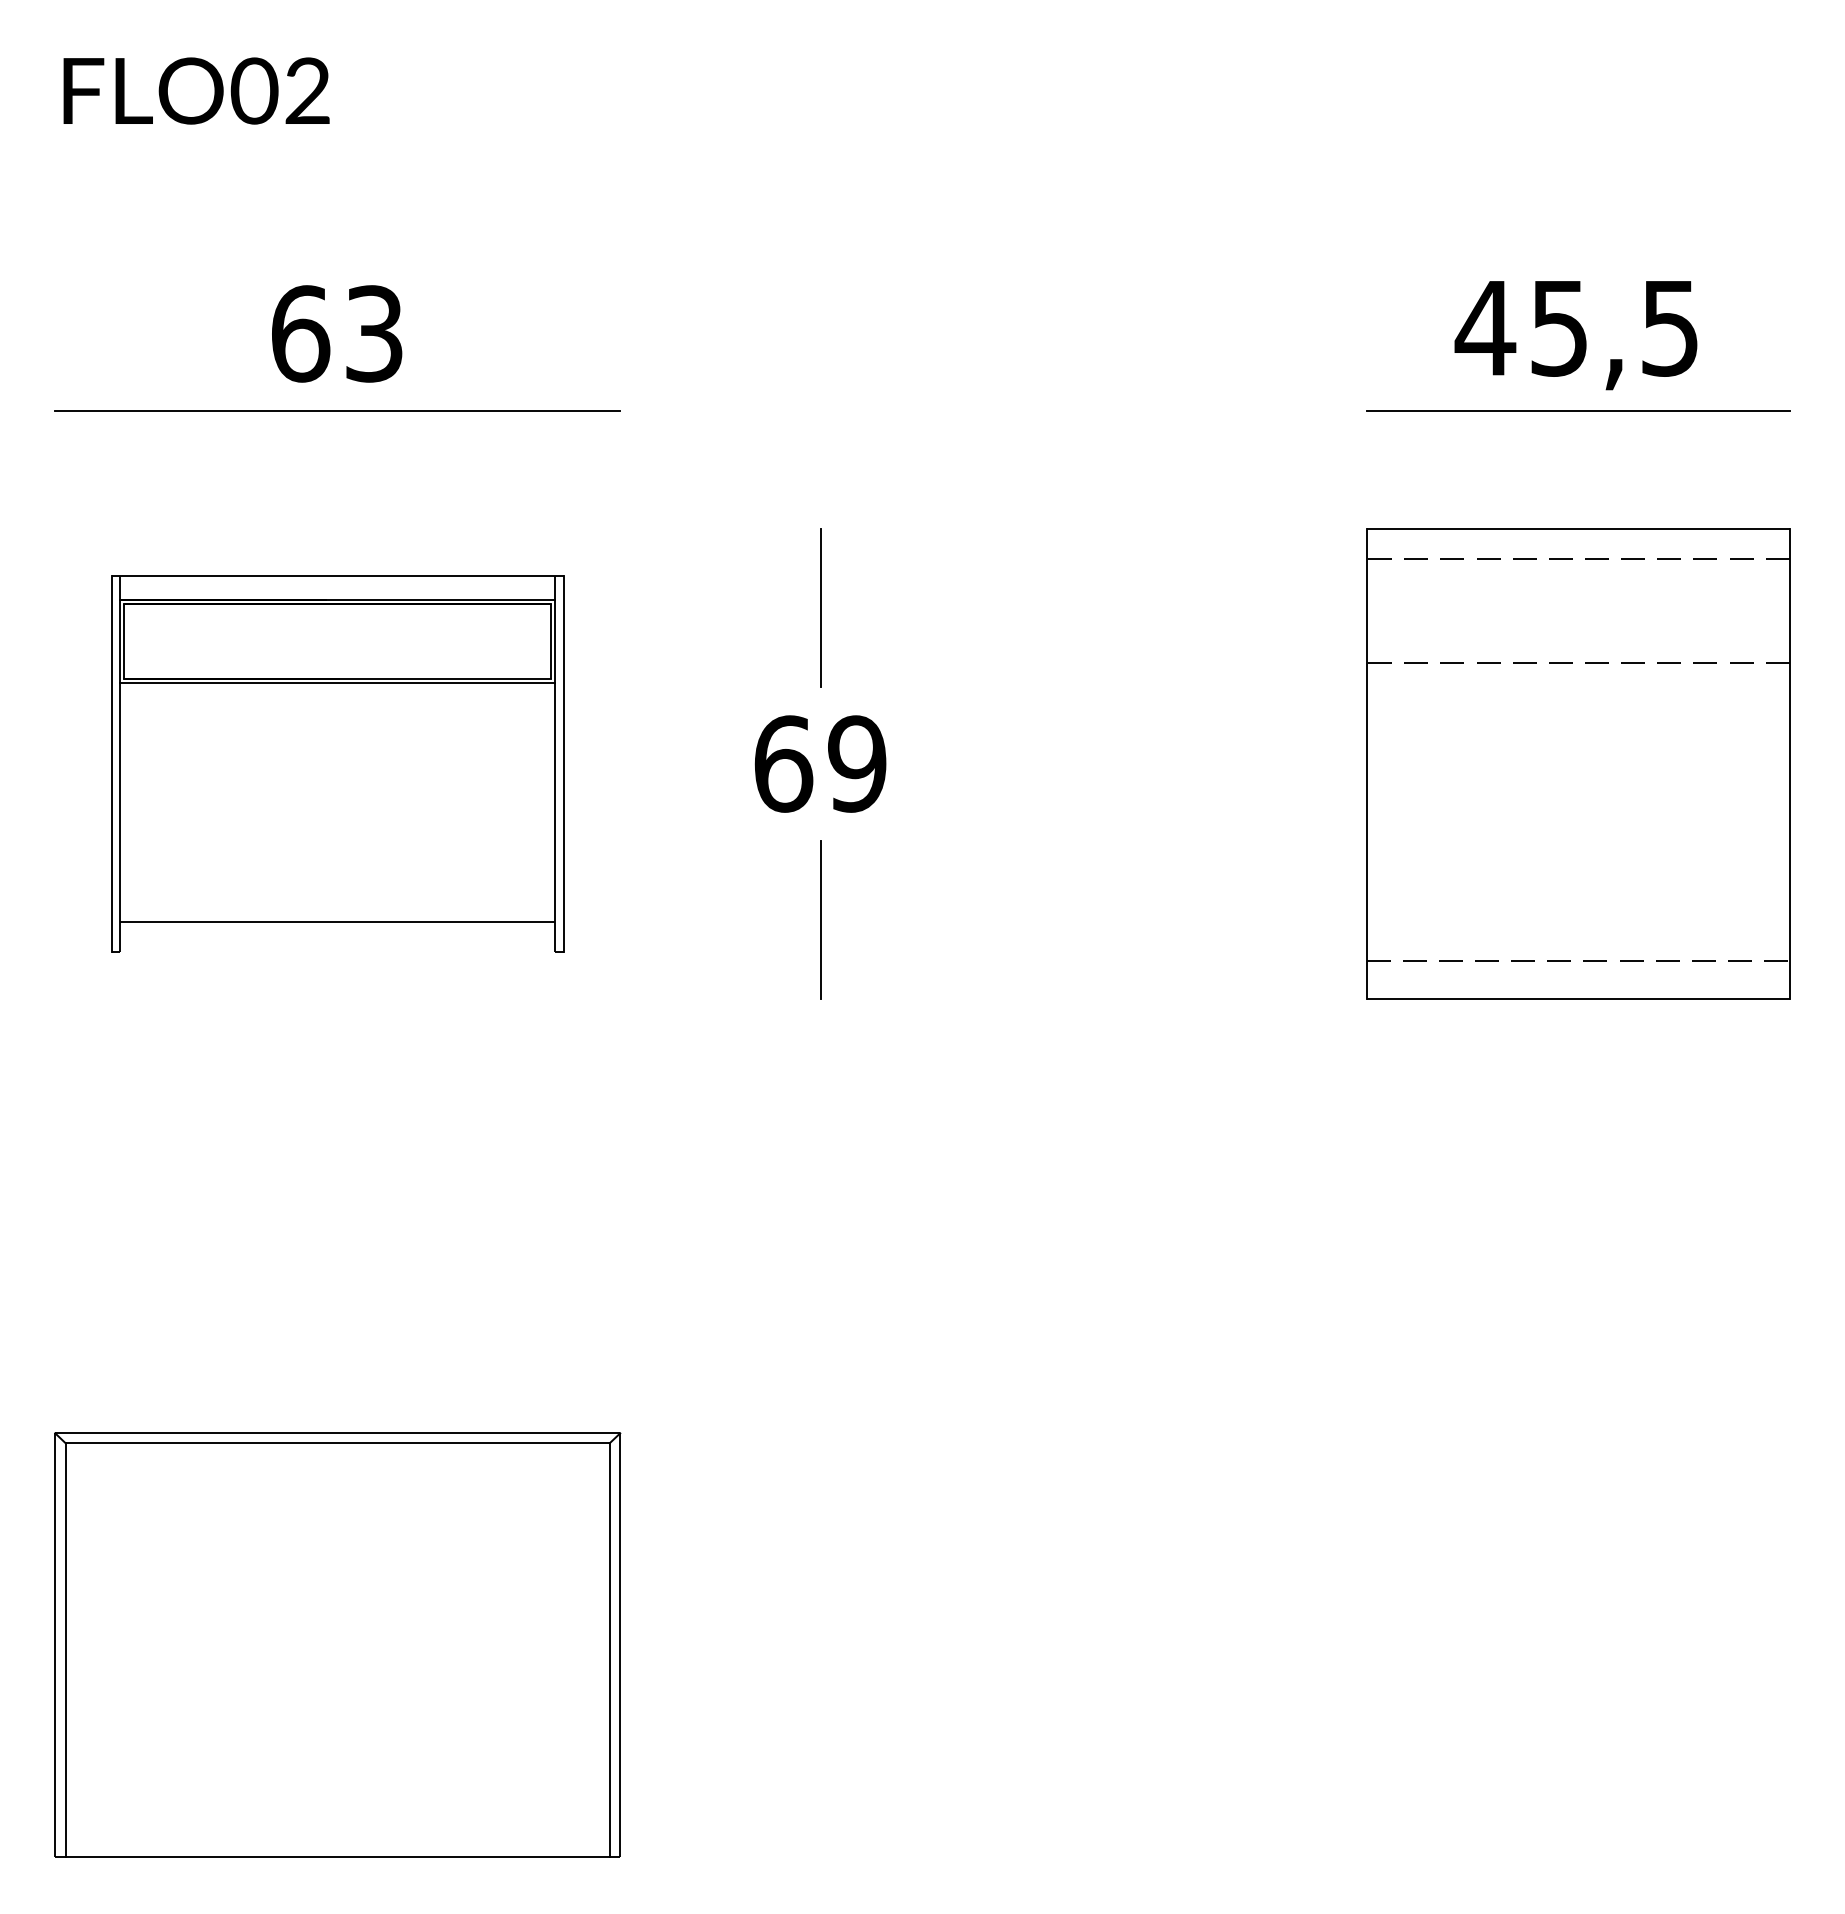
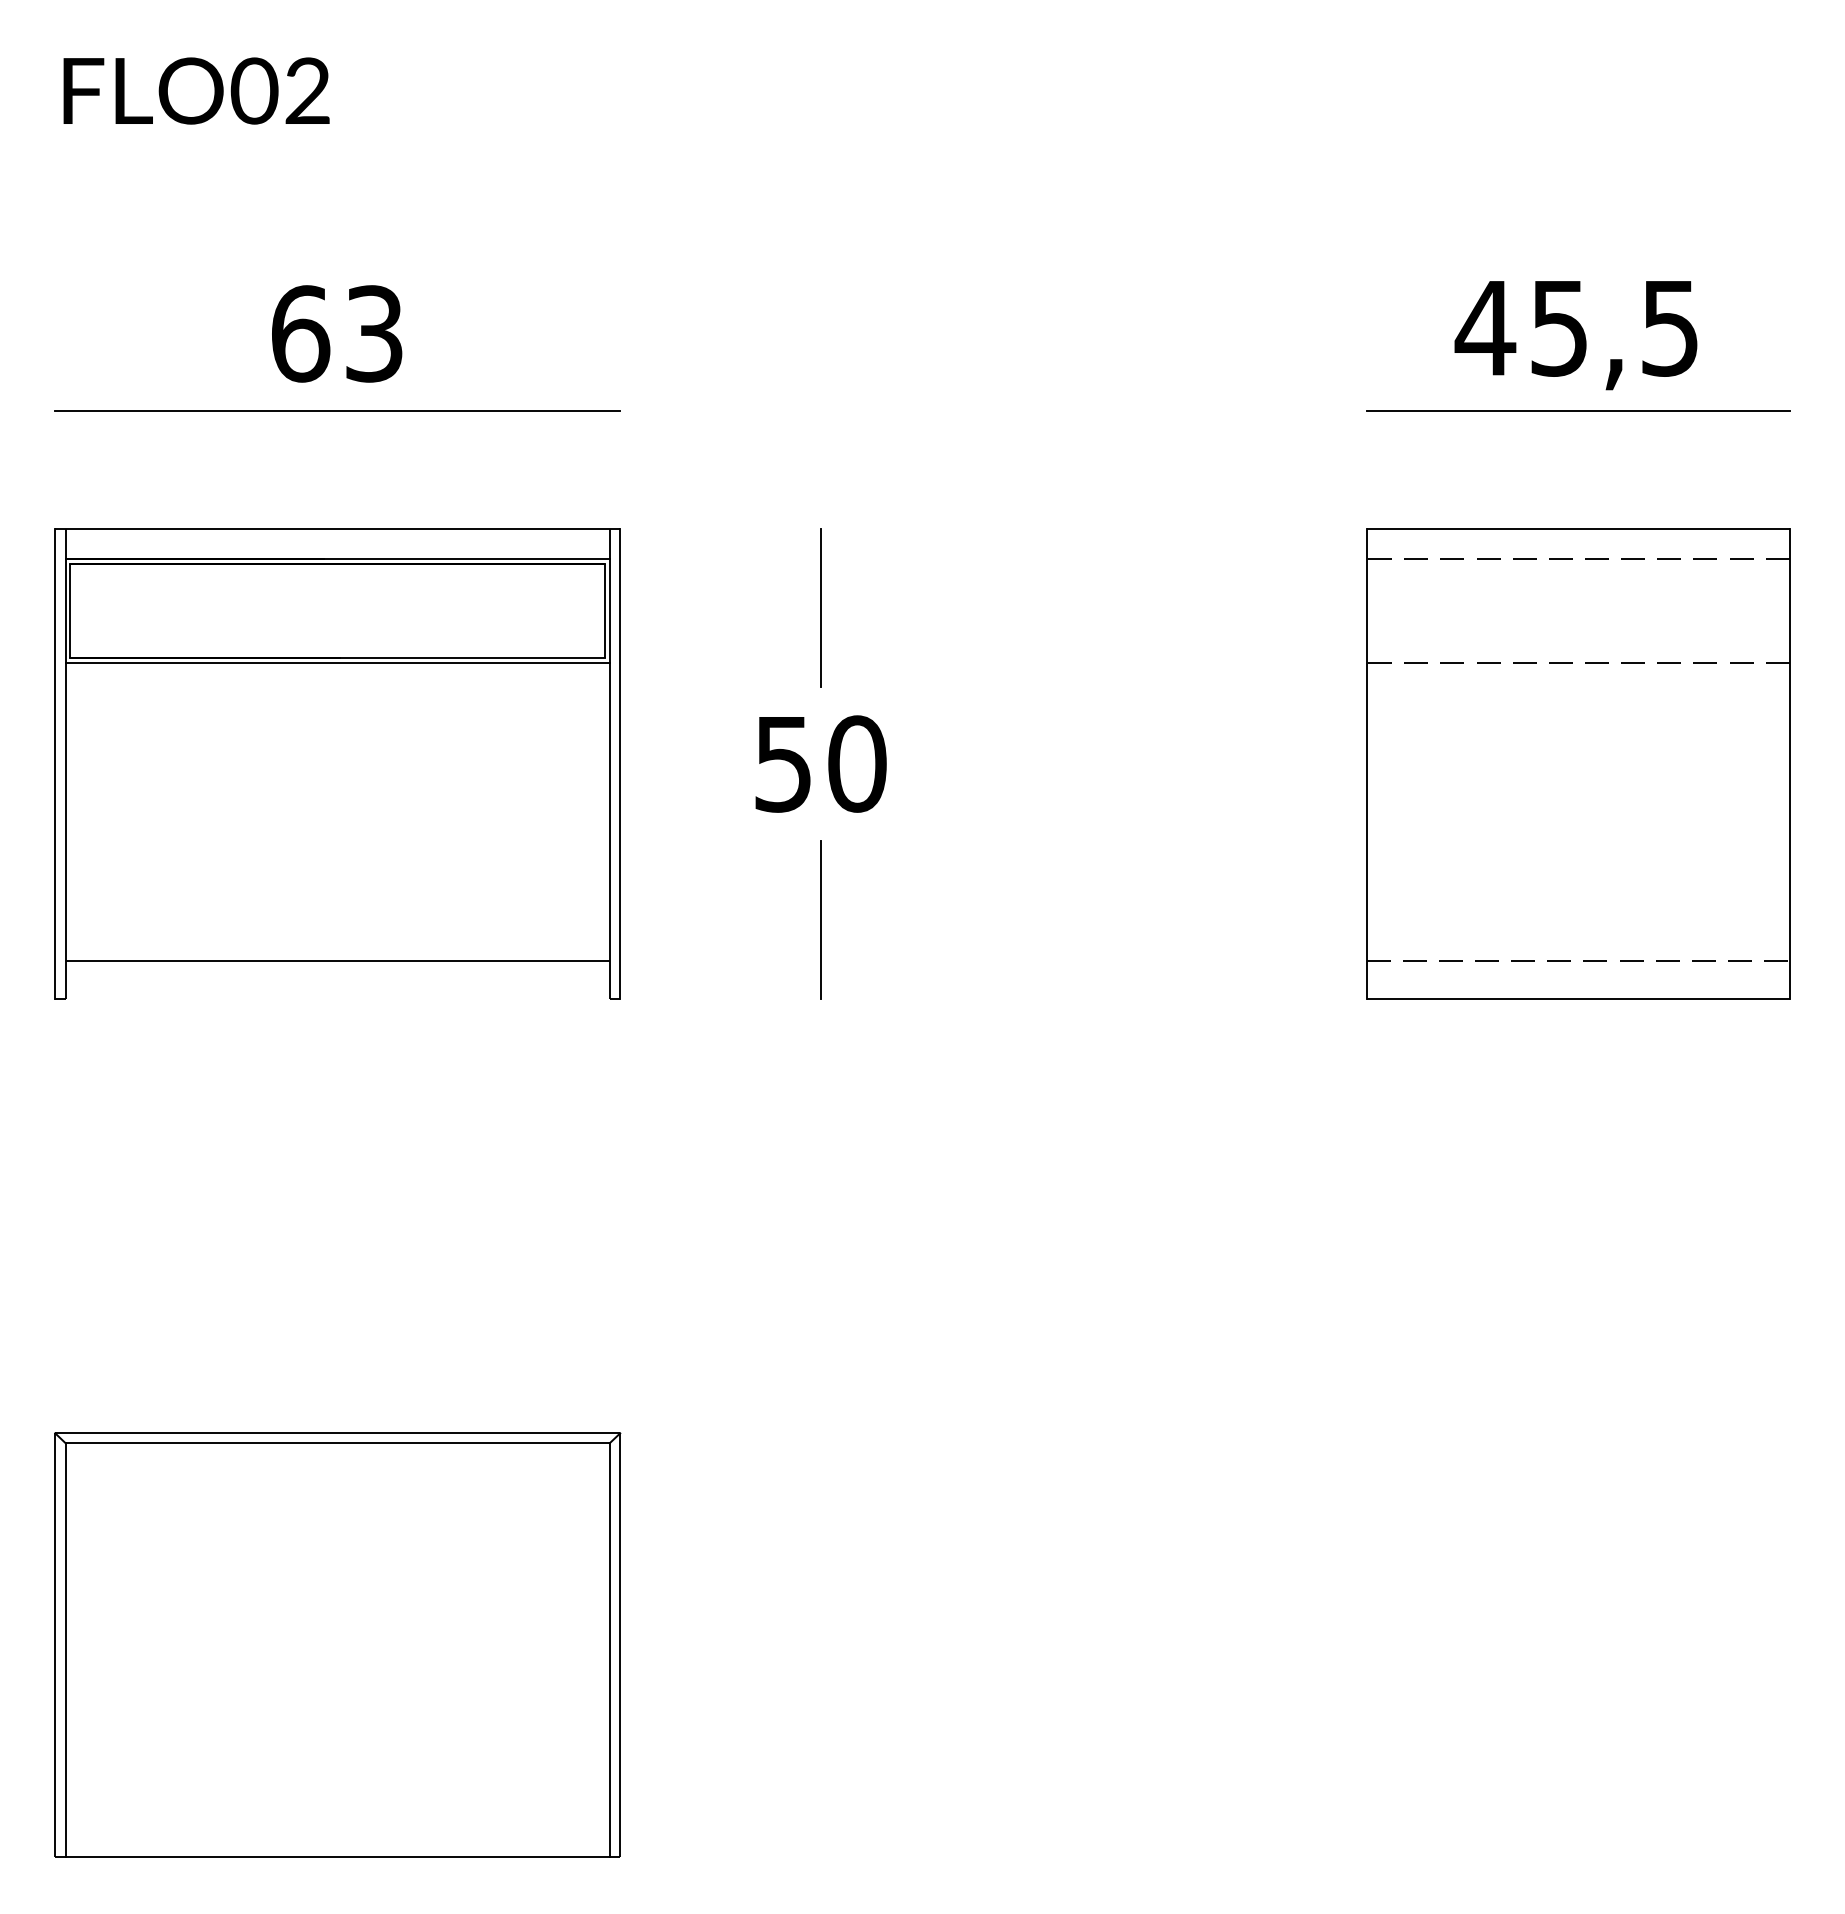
part size: 454x378 px -> 567x472 px (337, 763)
text: 69 -> 50 (820, 763)
